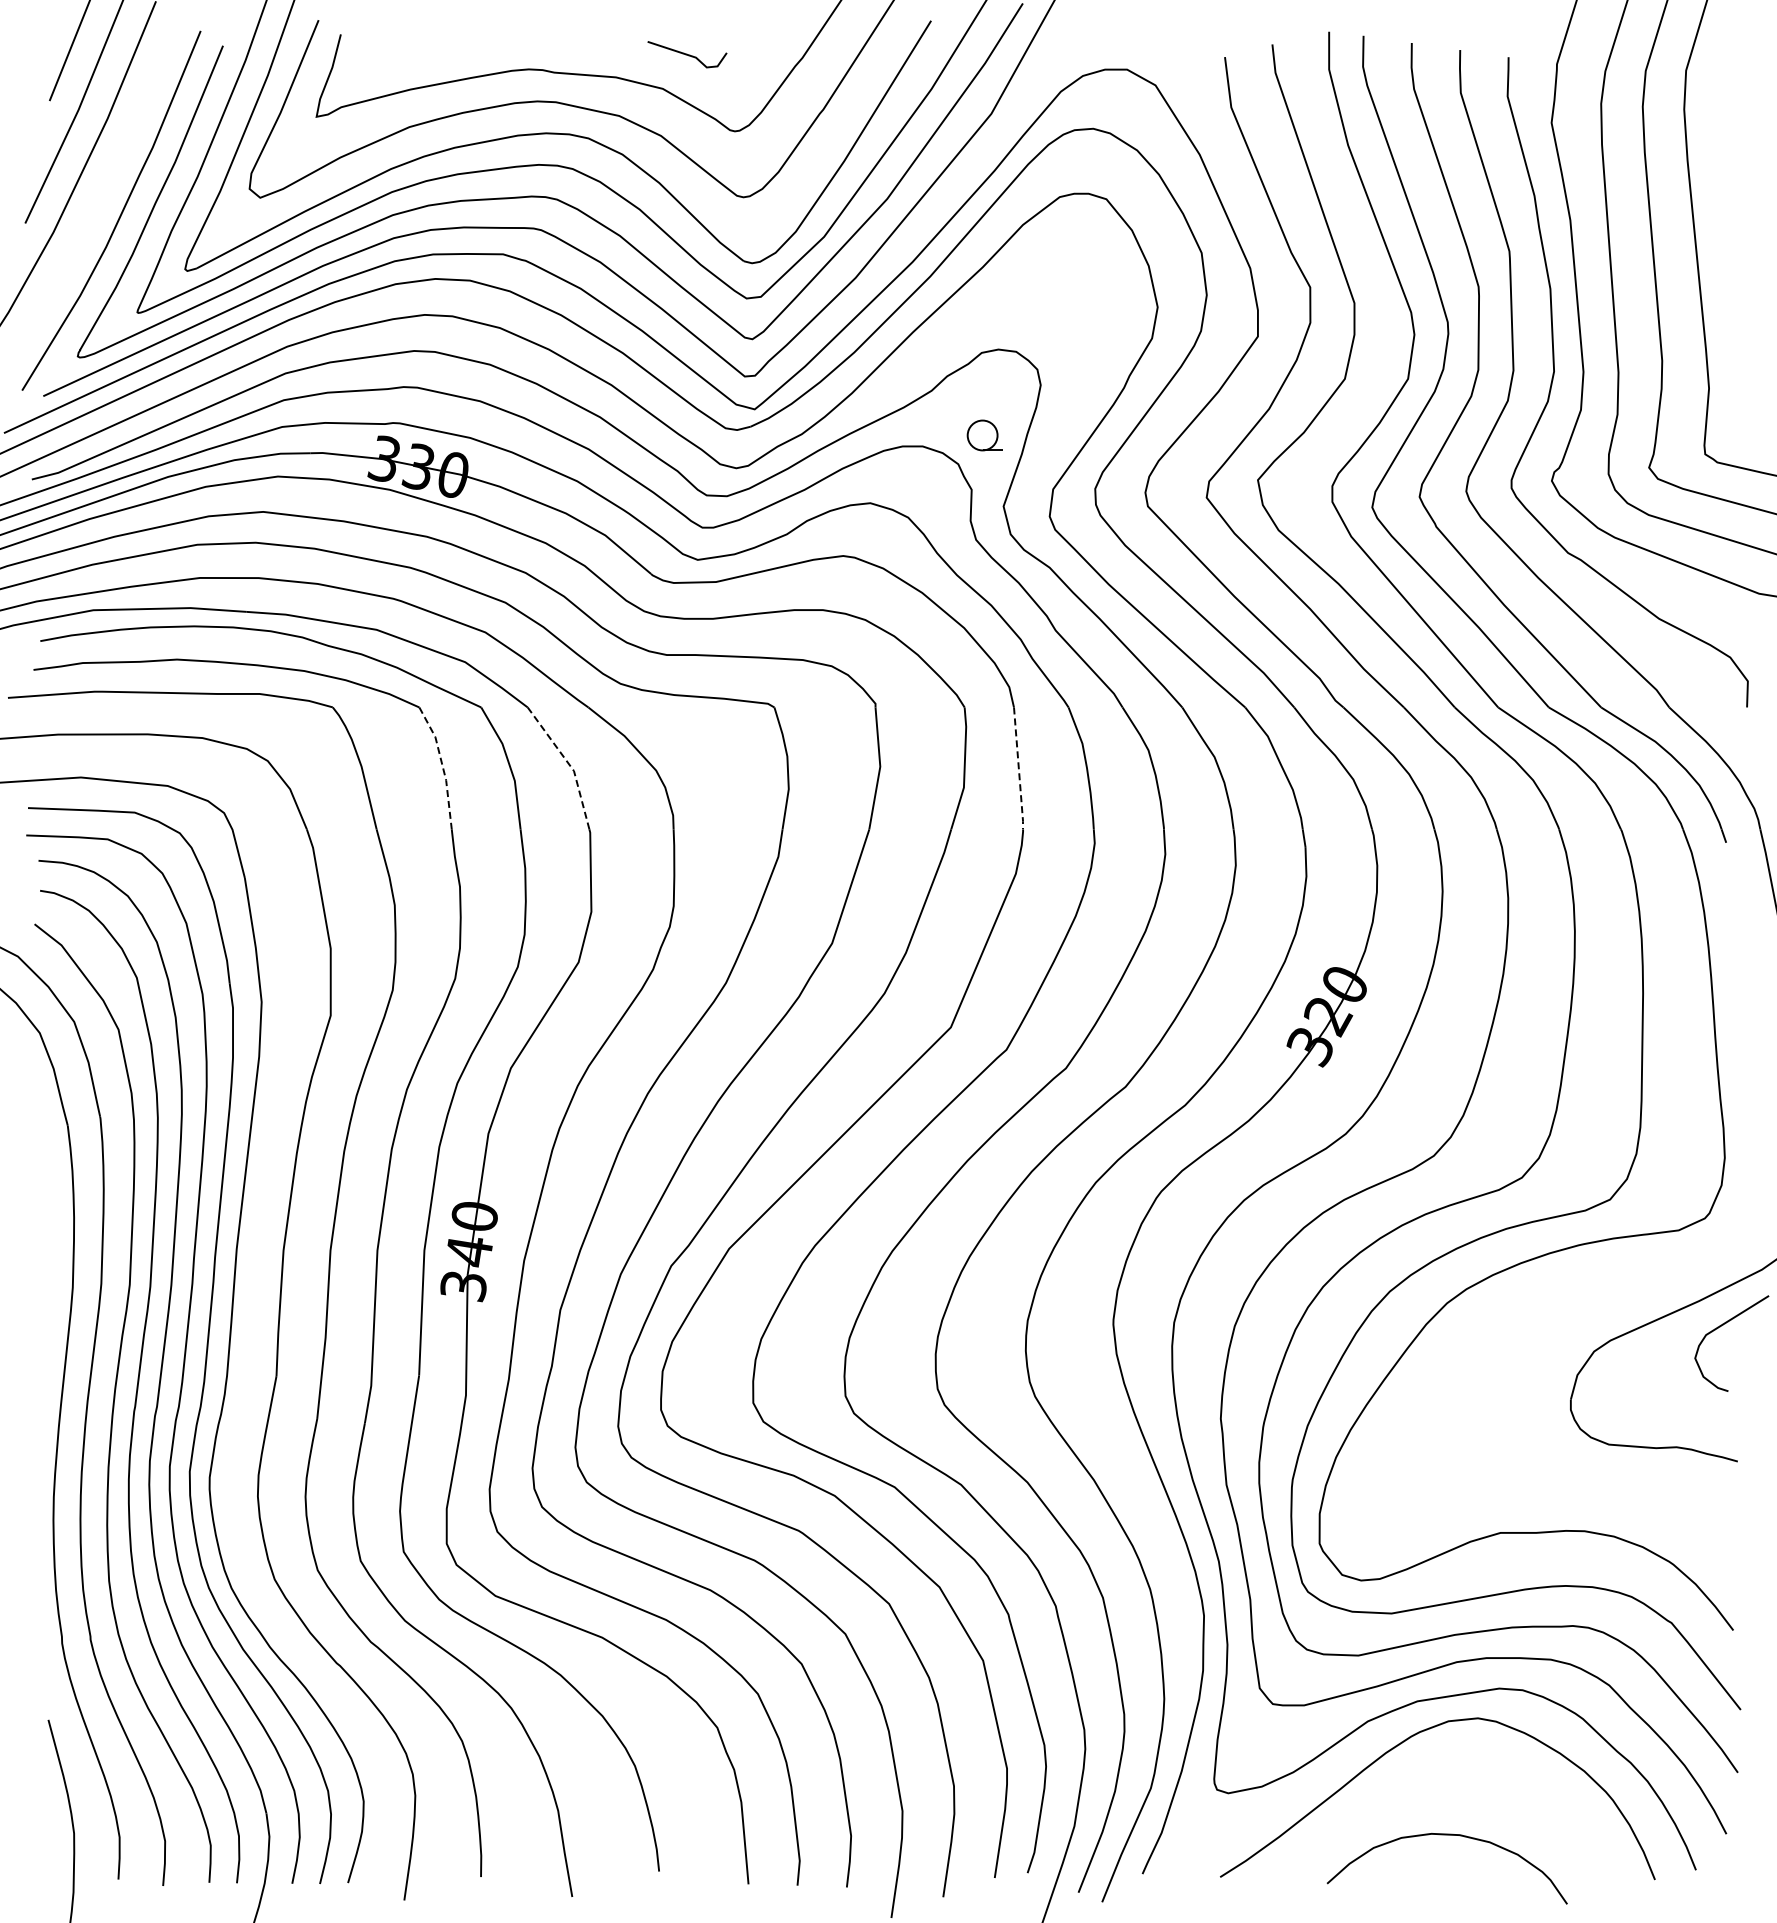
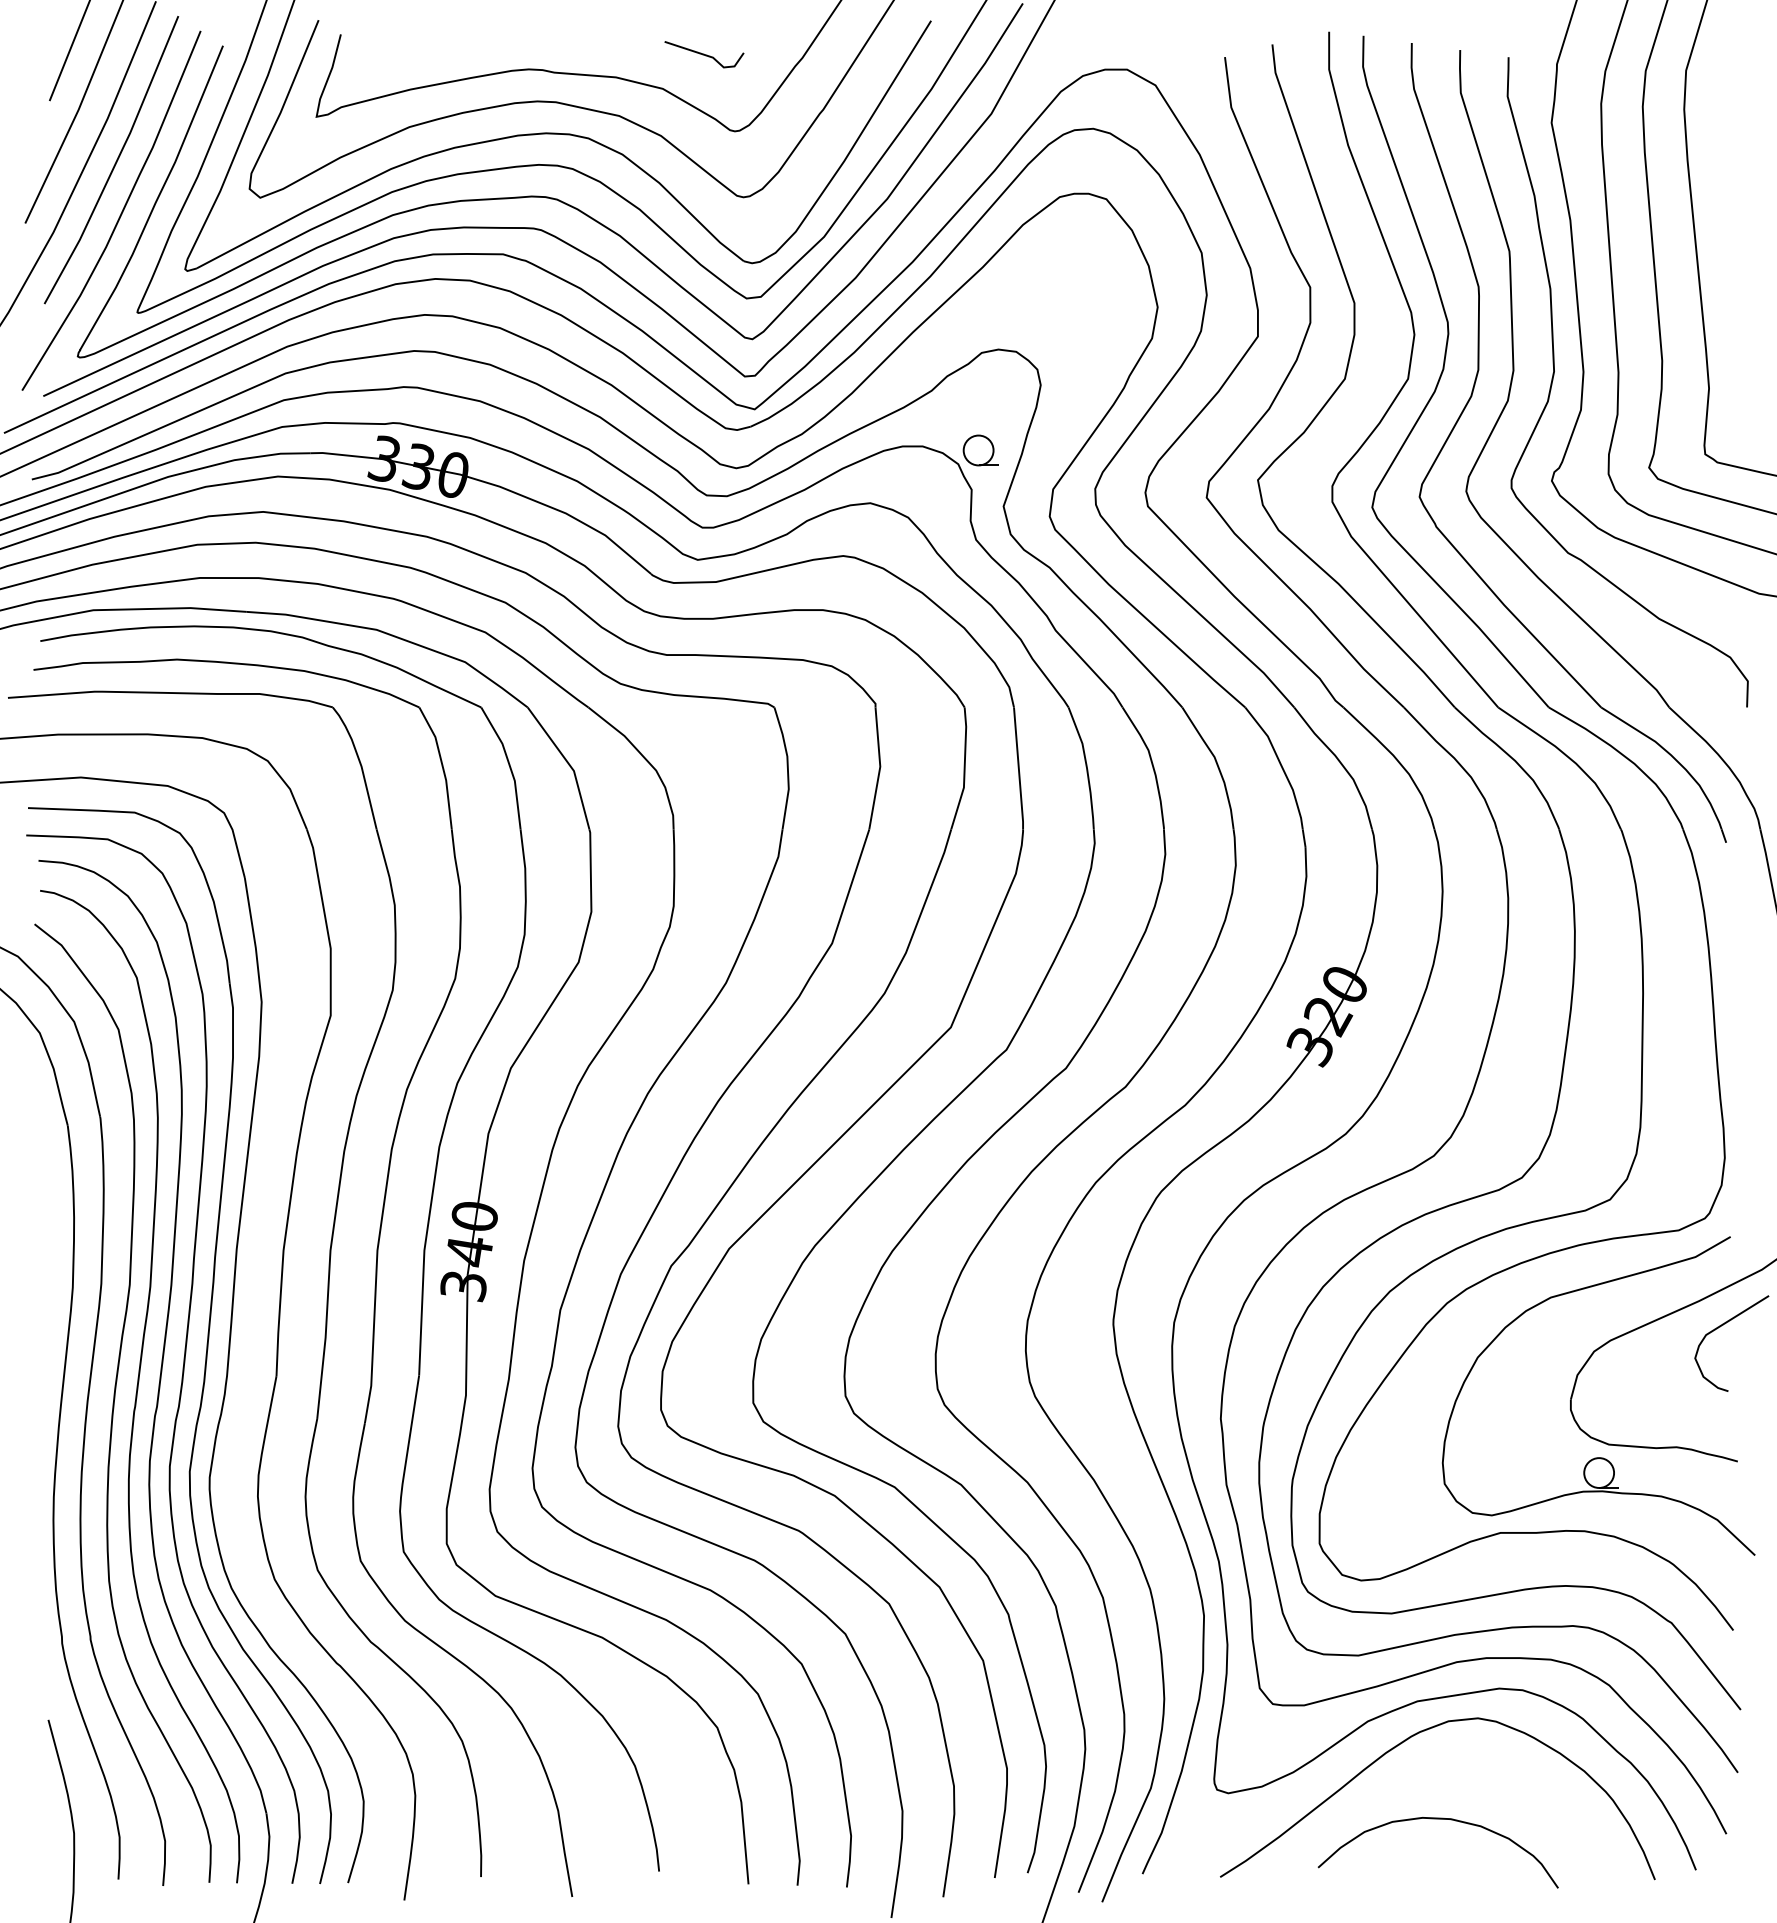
line position: (687, 54) -> (704, 54) (704, 54)
line: none -> present (115, 161)
part position: (984, 435) -> (980, 450) (980, 450)
line: dashed -> solid (568, 763)
line: dashed -> solid (442, 766)
line: dashed -> solid (1018, 769)
part: none -> present (1598, 1457)
curve position: (1446, 1835) -> (1437, 1819) (1437, 1819)
